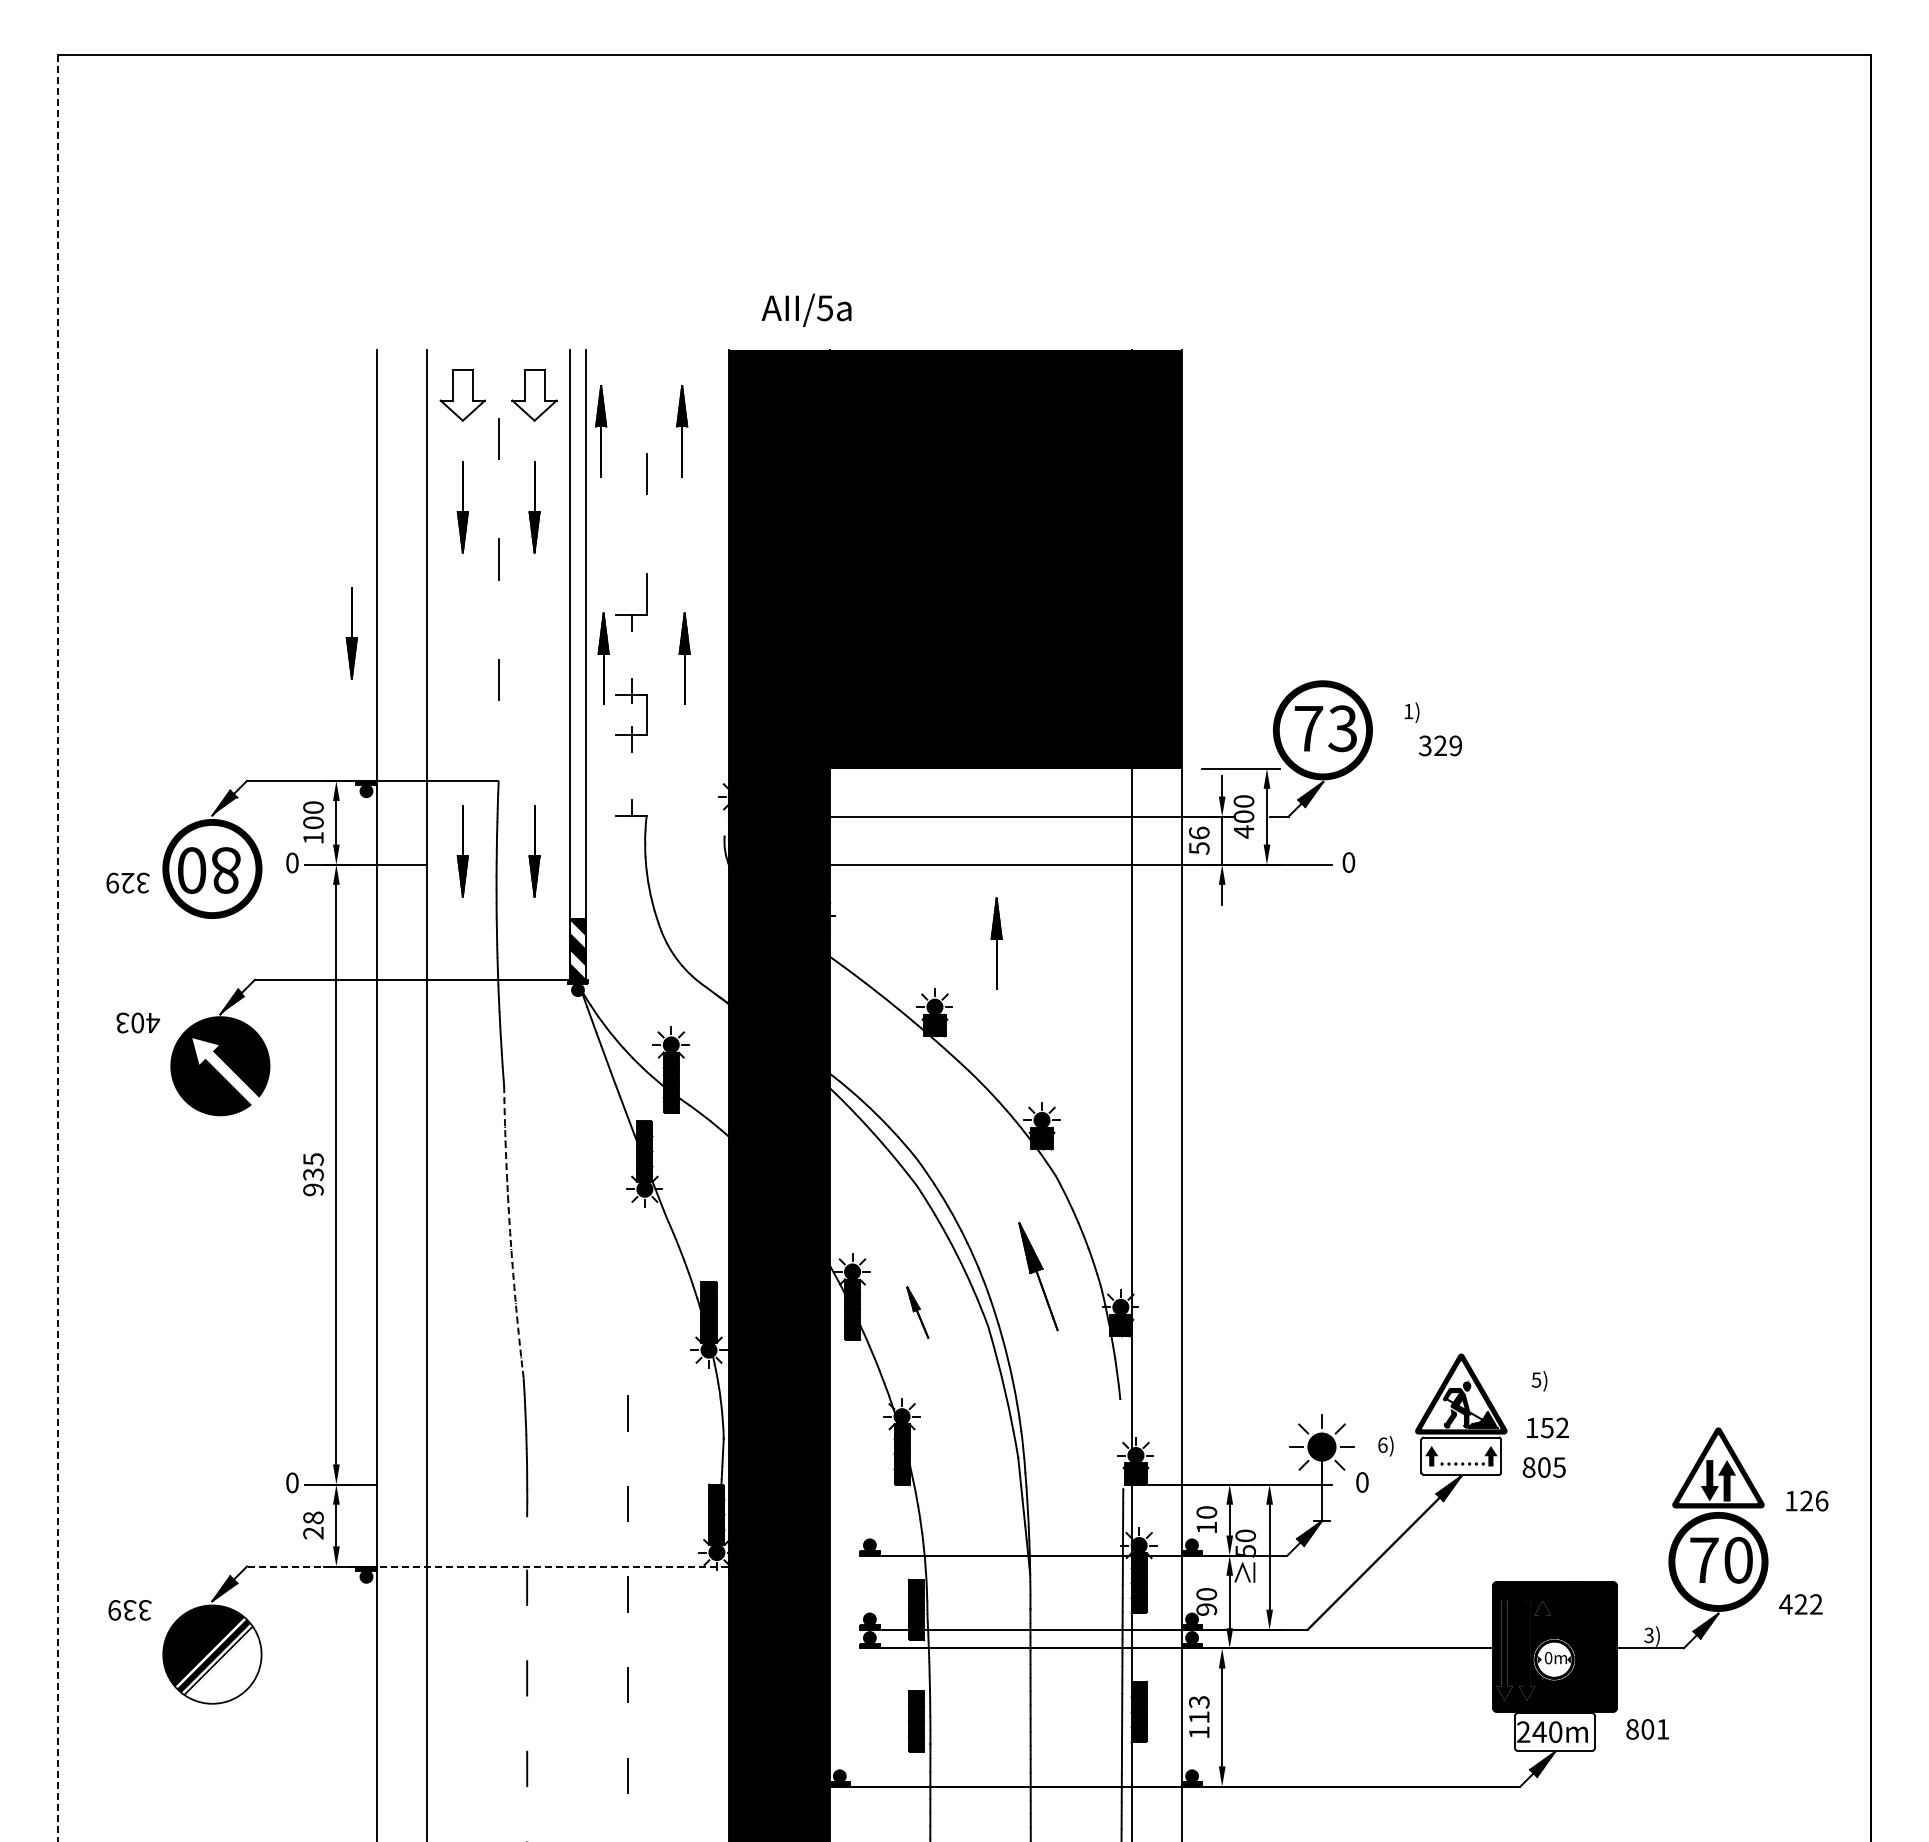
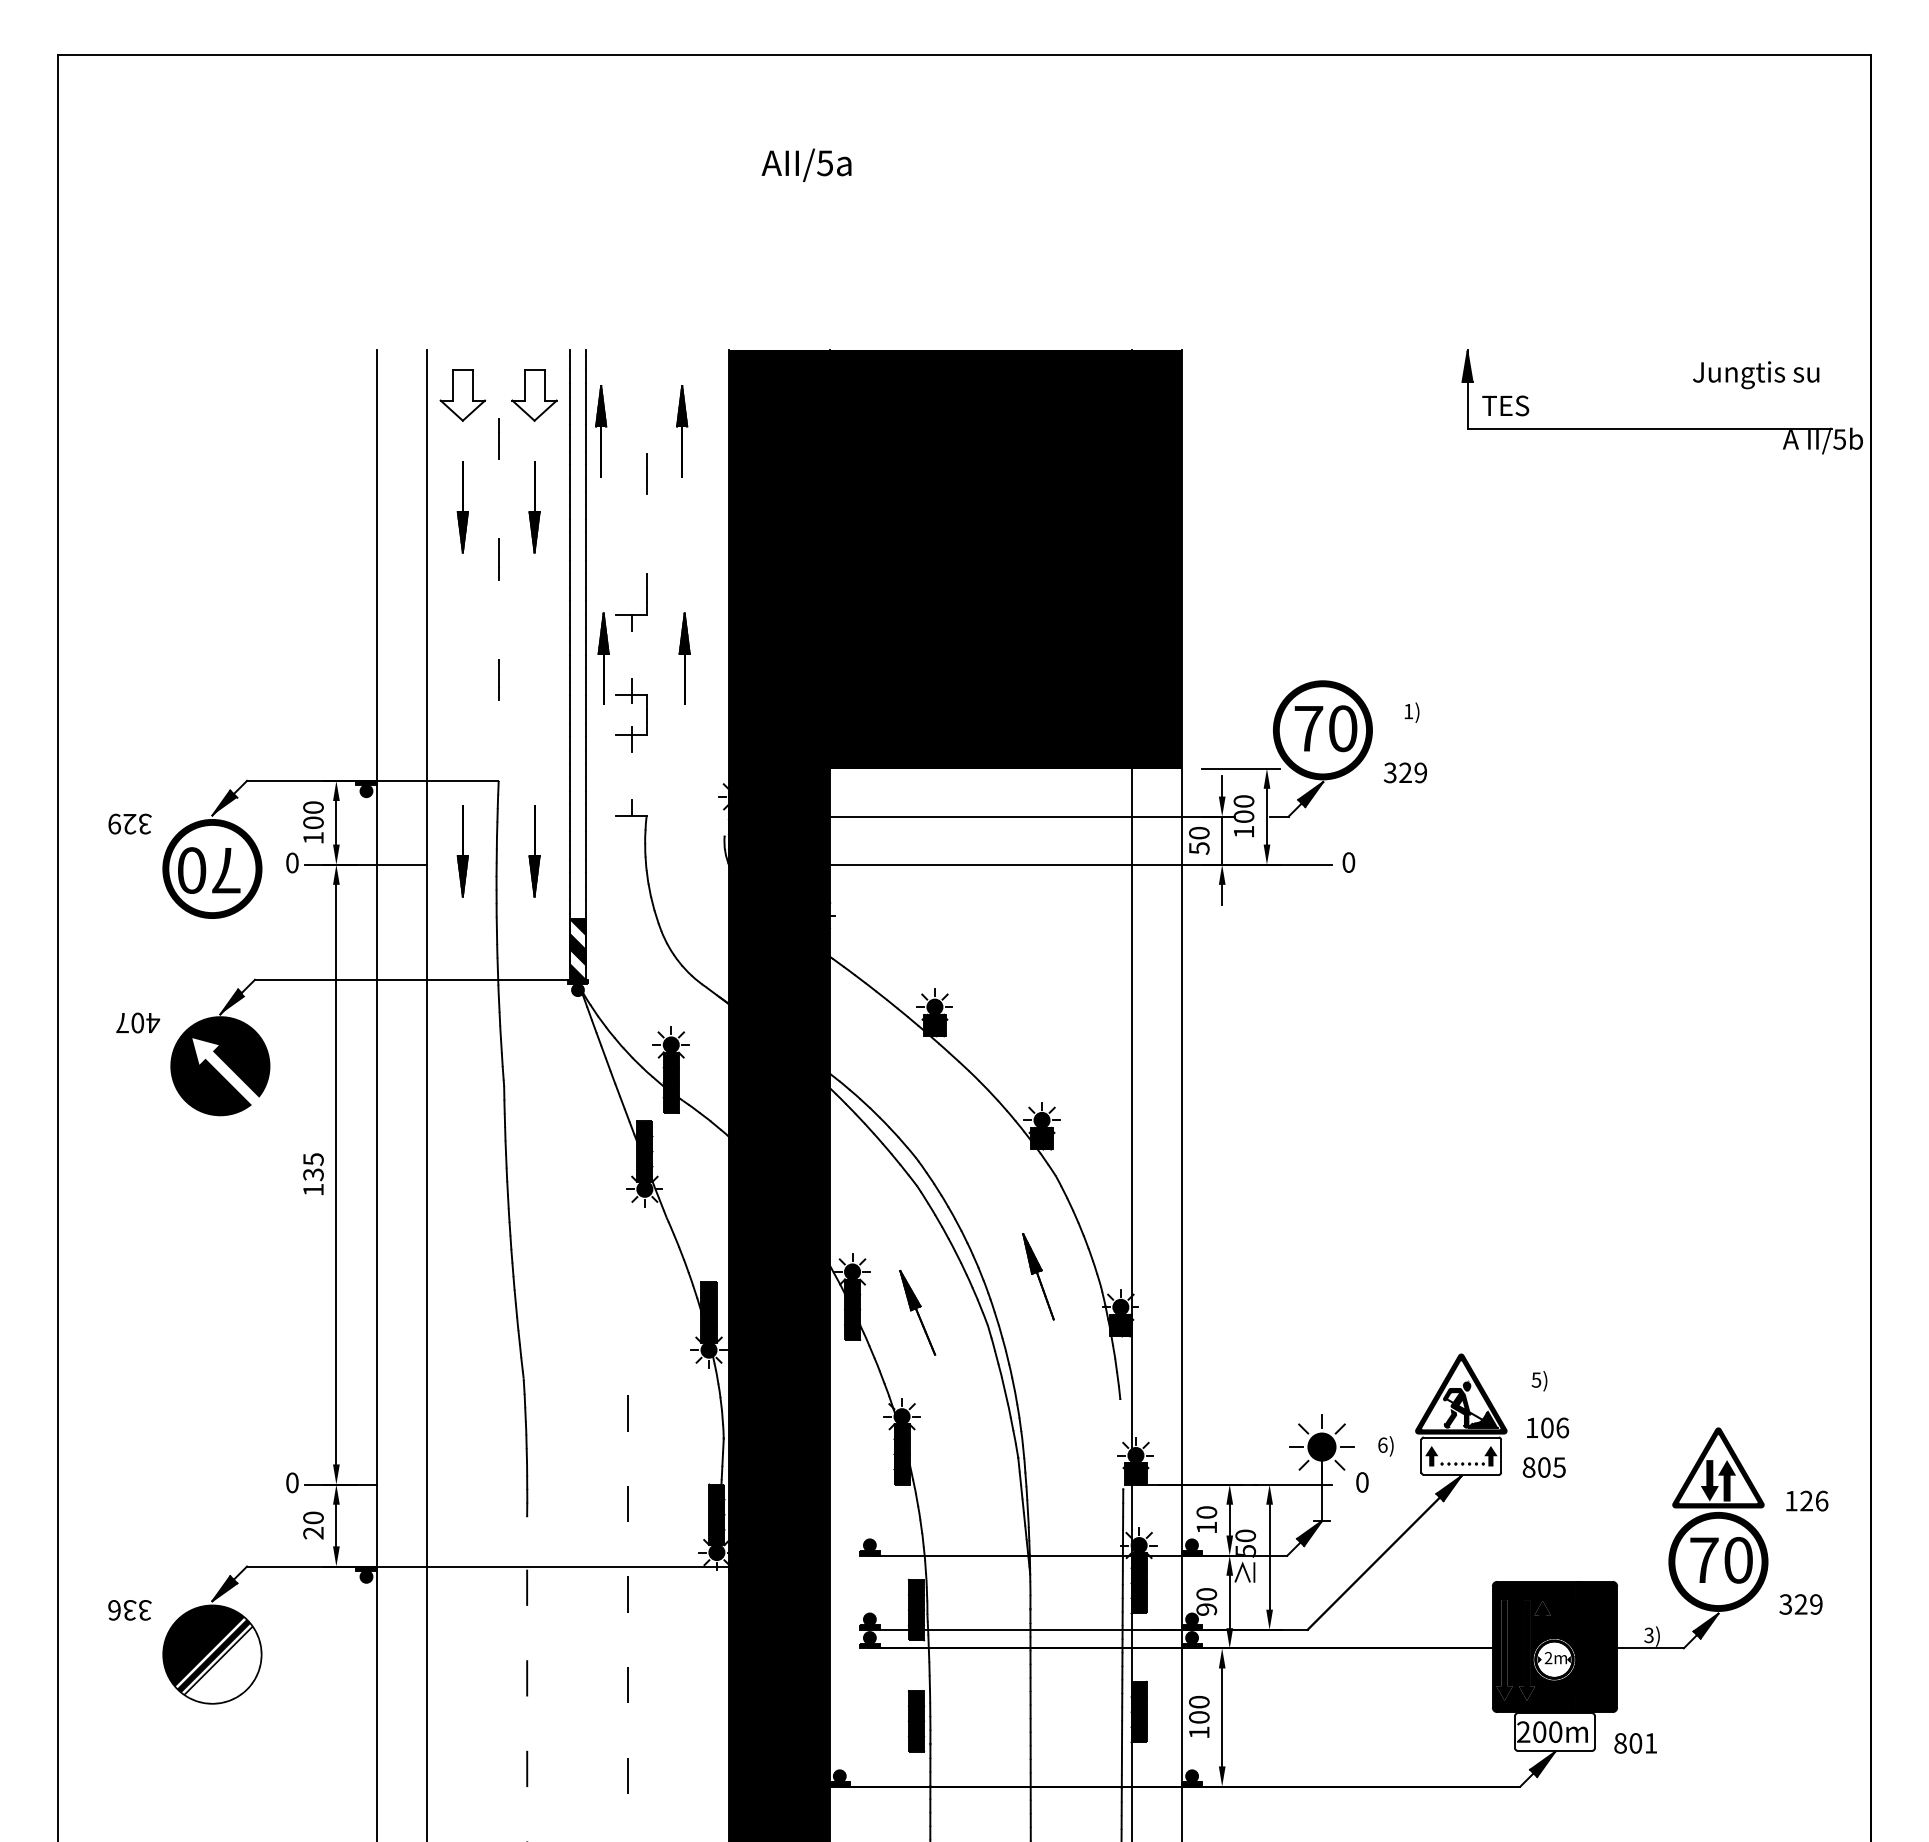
text position: (806, 309) -> (806, 164) (806, 164)
part: none -> present (1661, 428)
part: present -> none (351, 633)
text: 73 -> 70 (1342, 728)
text position: (1439, 745) -> (1404, 772) (1404, 772)
text: 400 -> 100 (1243, 831)
text: 56 -> 50 (1199, 832)
text: 80 -> 70 (226, 870)
text position: (127, 882) -> (129, 823) (129, 823)
part: present -> none (996, 943)
line: dashed -> solid (57, 949)
text: 403 -> 407 (122, 1022)
text: 935 -> 135 (313, 1189)
arc: dashed -> solid (510, 1232)
part size: 41x110 px -> 33x88 px (1038, 1276)
part size: 24x53 px -> 38x87 px (917, 1312)
text: 152 -> 106 (1554, 1427)
text: 28 -> 20 (313, 1517)
line: dashed -> solid (492, 1566)
text: 422 -> 329 (1800, 1604)
text: 339 -> 336 (114, 1610)
text: 0m -> 2m (1548, 1658)
text: 113 -> 100 (1199, 1709)
text position: (1647, 1729) -> (1635, 1743) (1635, 1743)
text: 240m -> 200m (1539, 1731)
